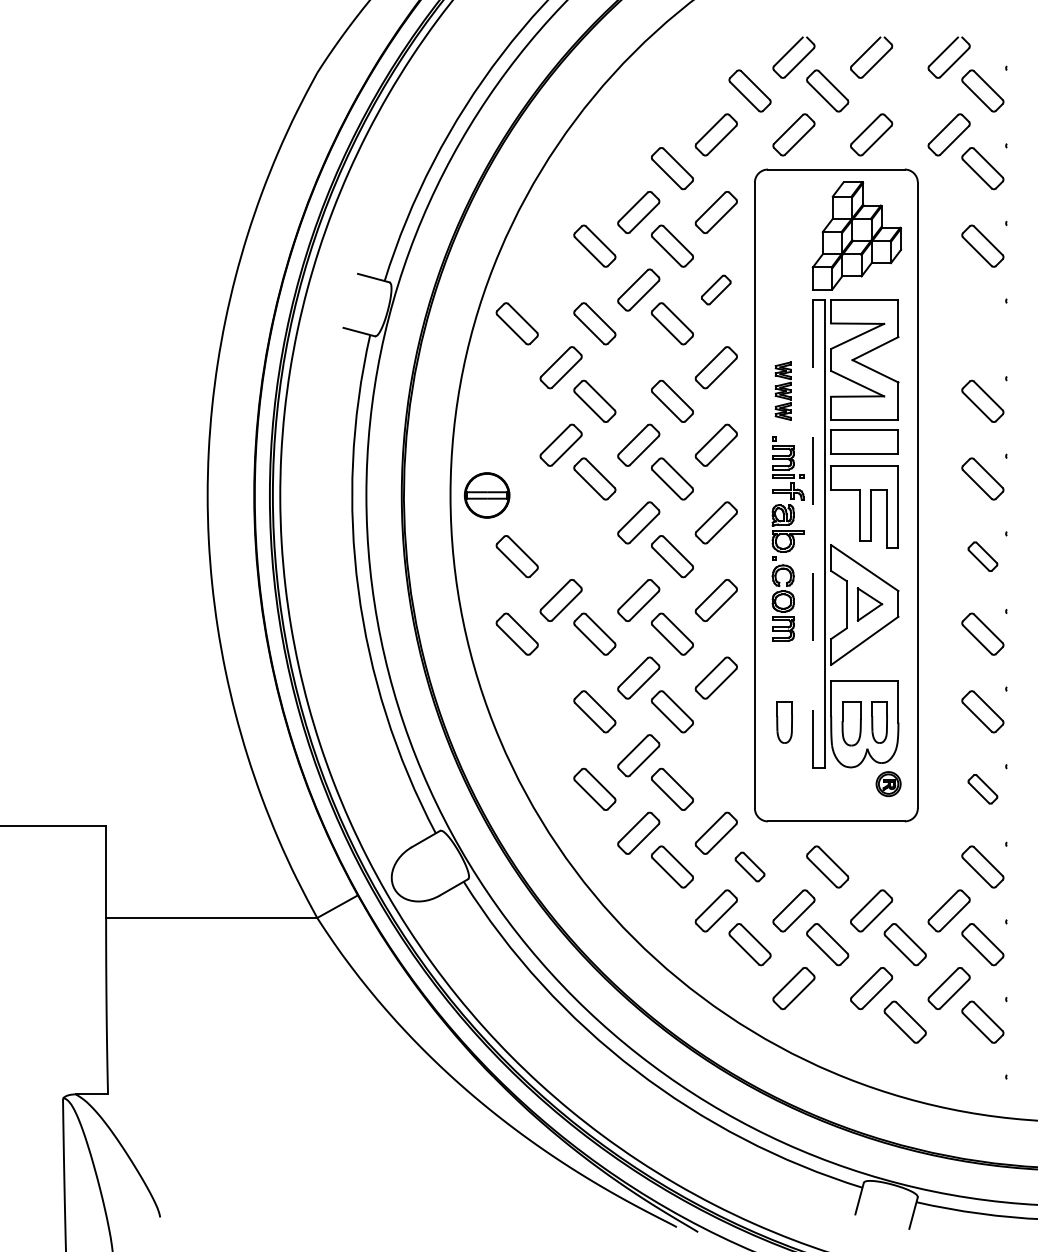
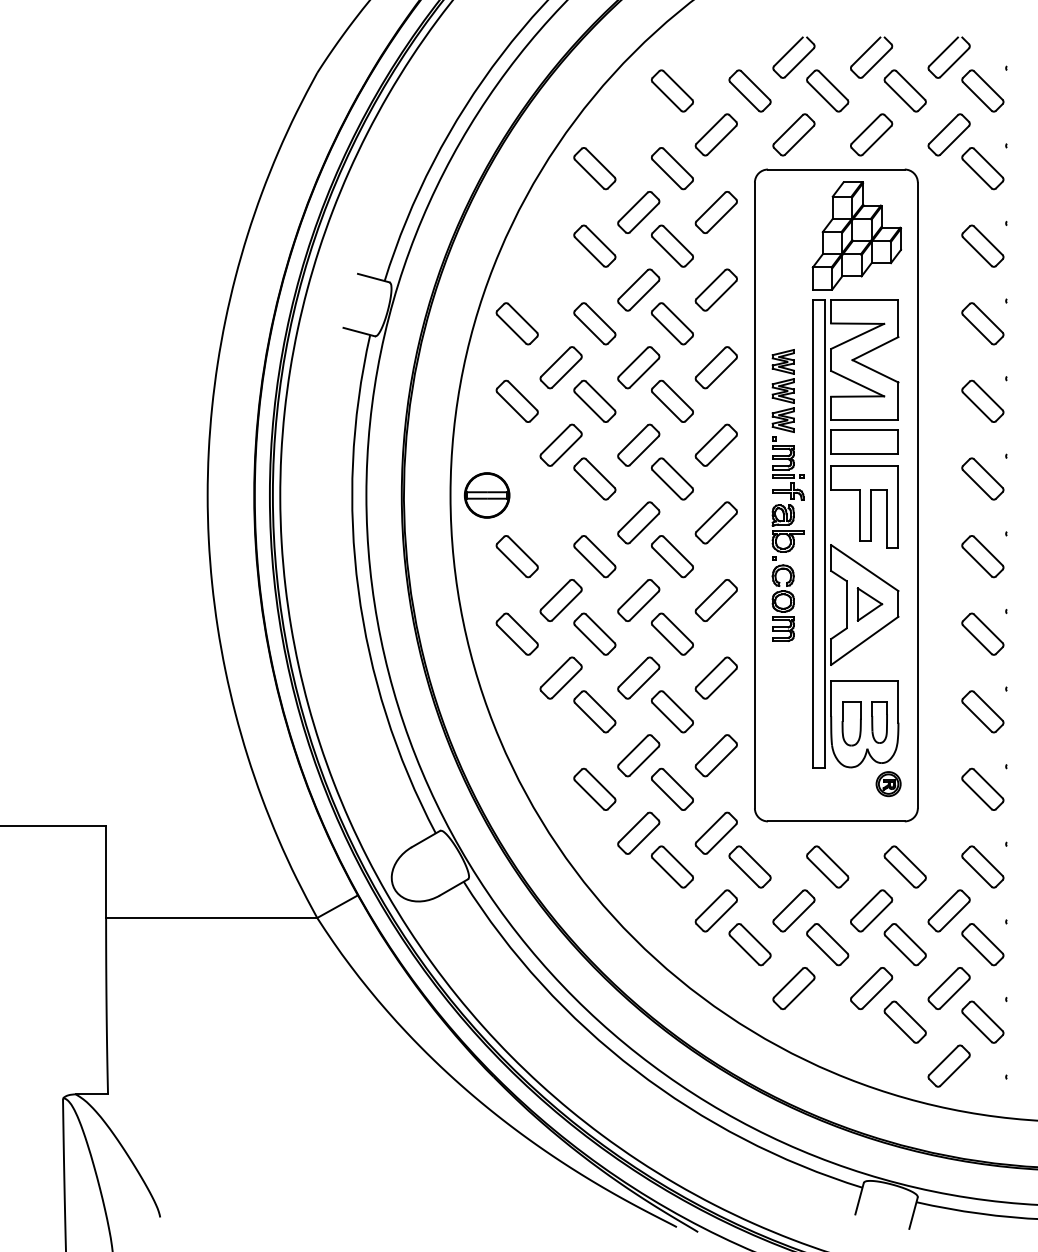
part: none -> present (672, 90)
part: none -> present (904, 90)
part: none -> present (594, 168)
part size: 31x32 px -> 44x44 px (715, 289)
part: none -> present (982, 323)
part: none -> present (638, 367)
part size: 18x60 px -> 24x85 px (782, 391)
part: none -> present (516, 400)
line: dashed -> solid (812, 533)
part: none -> present (594, 556)
part size: 32x31 px -> 44x44 px (982, 556)
part: none -> present (560, 677)
part: present -> none (784, 722)
part: none -> present (715, 755)
part size: 32x31 px -> 44x44 px (982, 788)
part size: 32x32 px -> 44x44 px (749, 866)
part: none -> present (904, 866)
part: none -> present (948, 1065)
